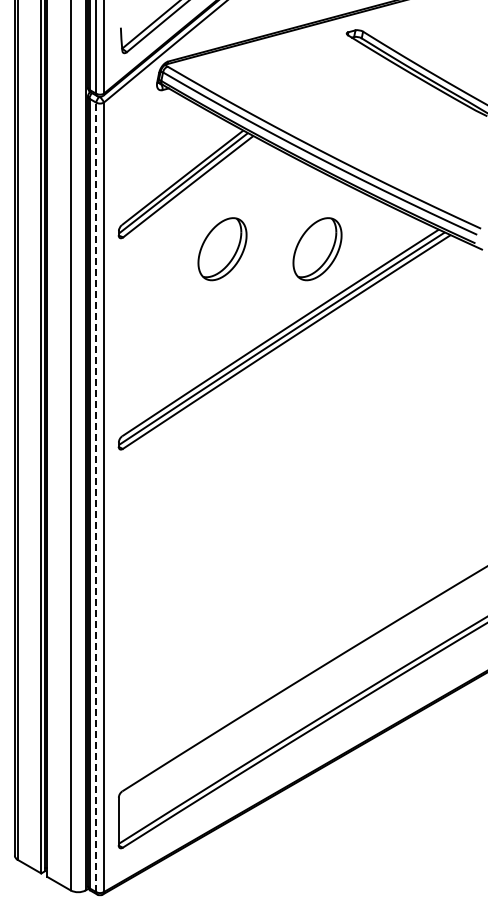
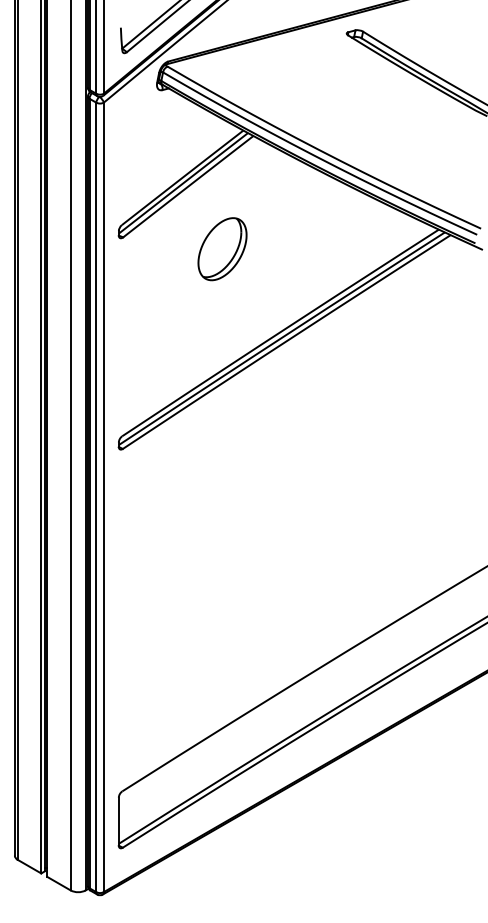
part: present -> none (317, 249)
line: dashed -> solid (96, 497)
